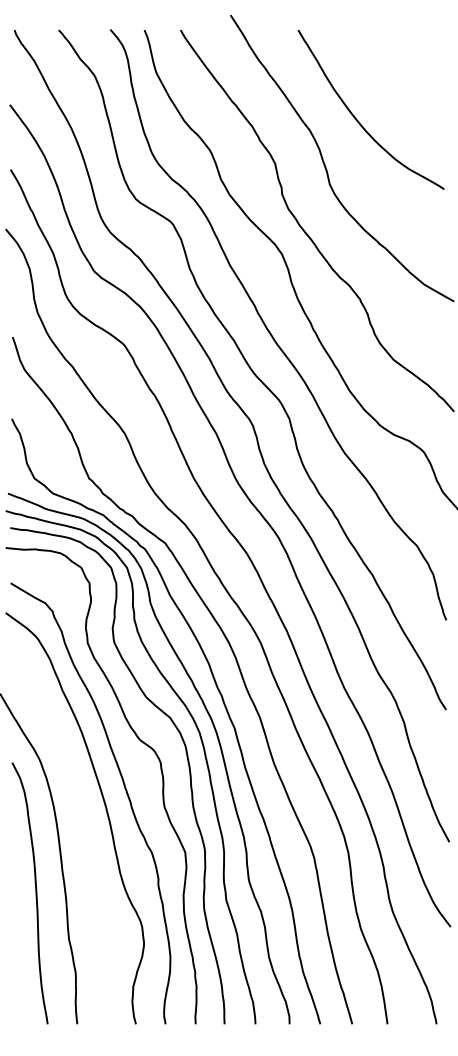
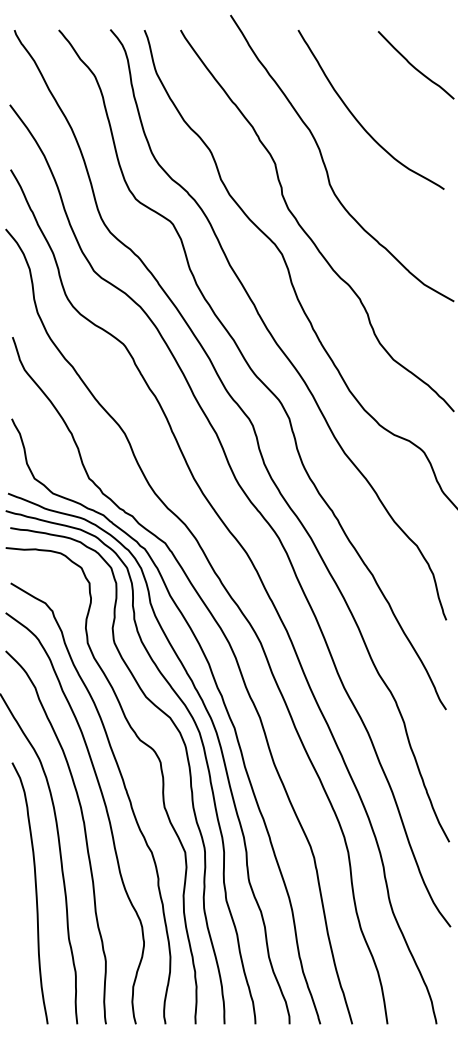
curve: none -> present (414, 66)
curve: none -> present (84, 834)
